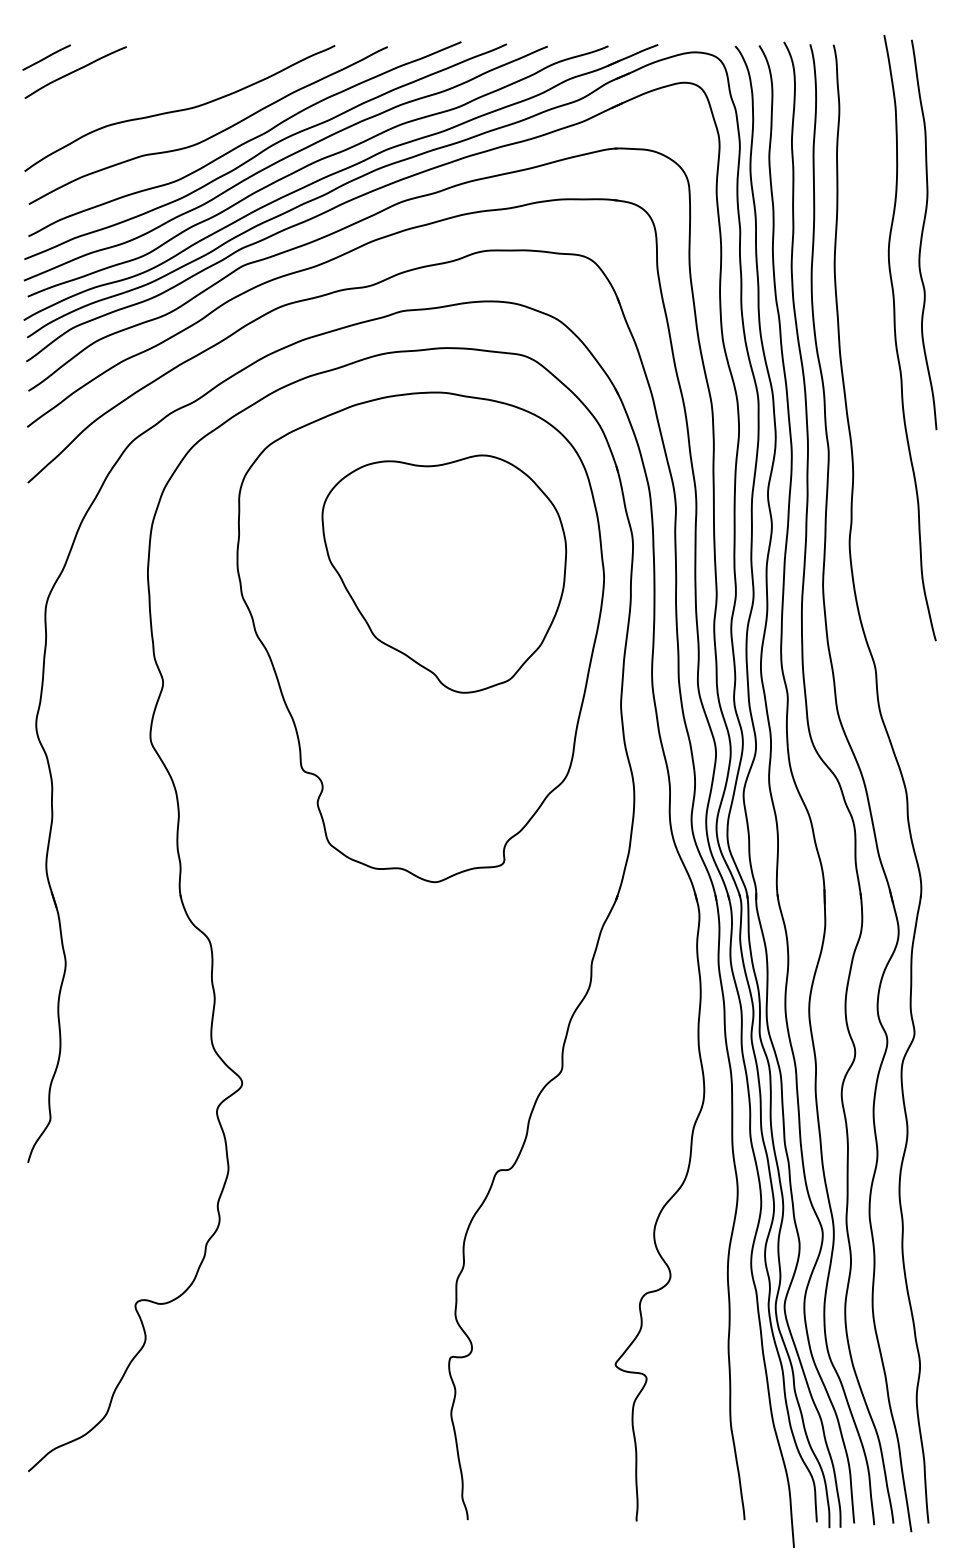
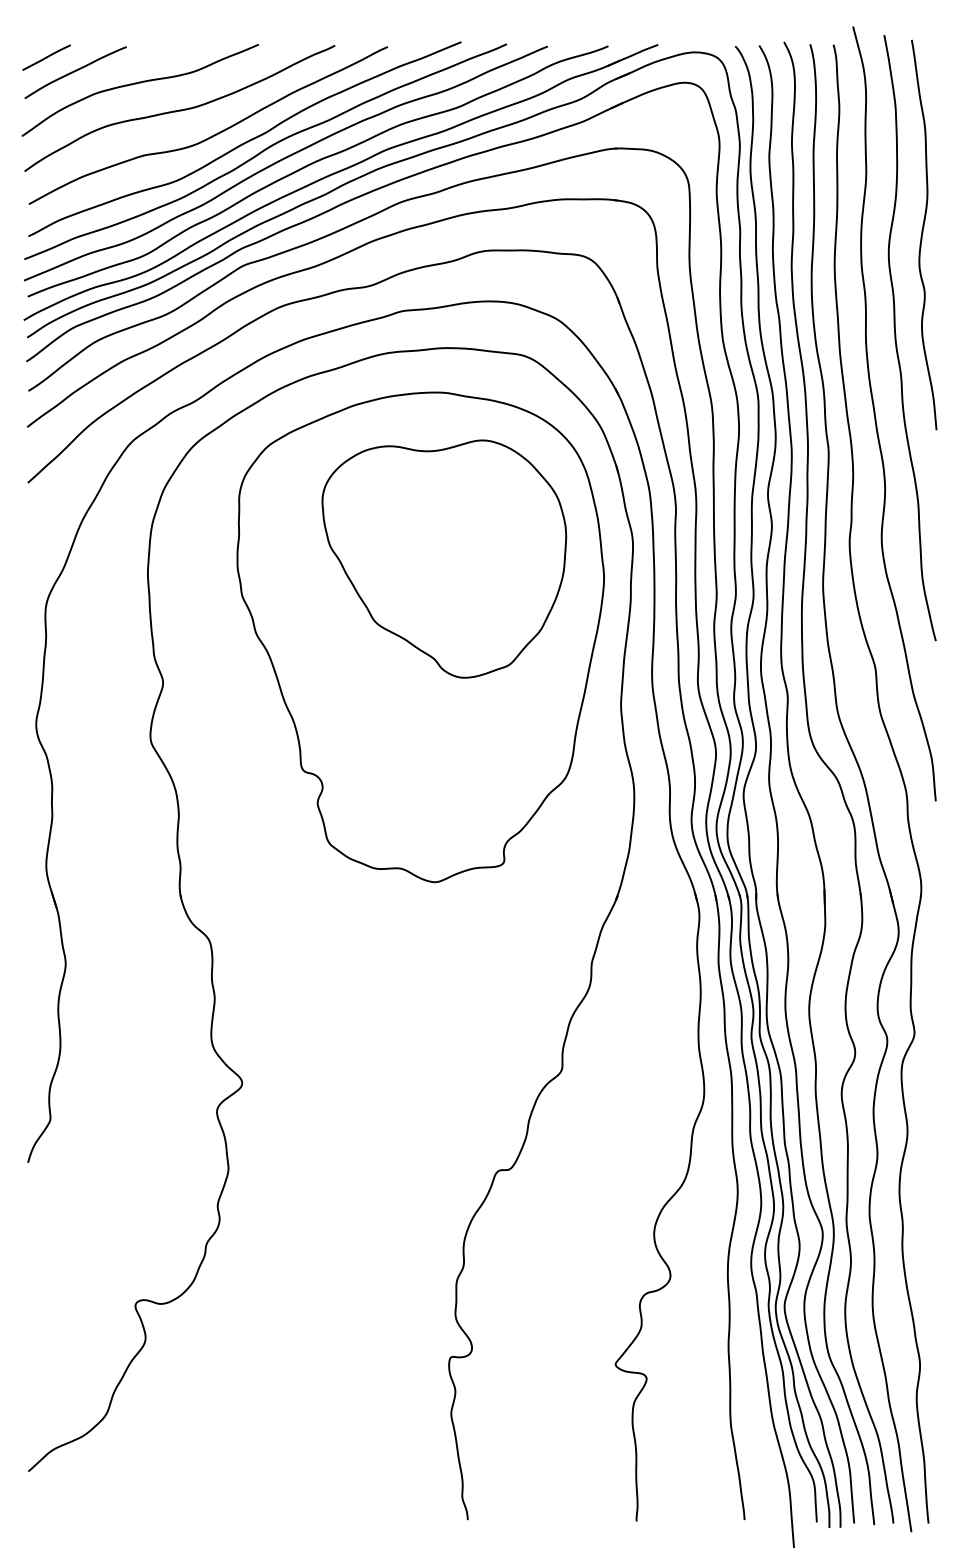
curve: none -> present (136, 84)
curve: none -> present (876, 417)
part position: (444, 573) -> (444, 558) (444, 558)
